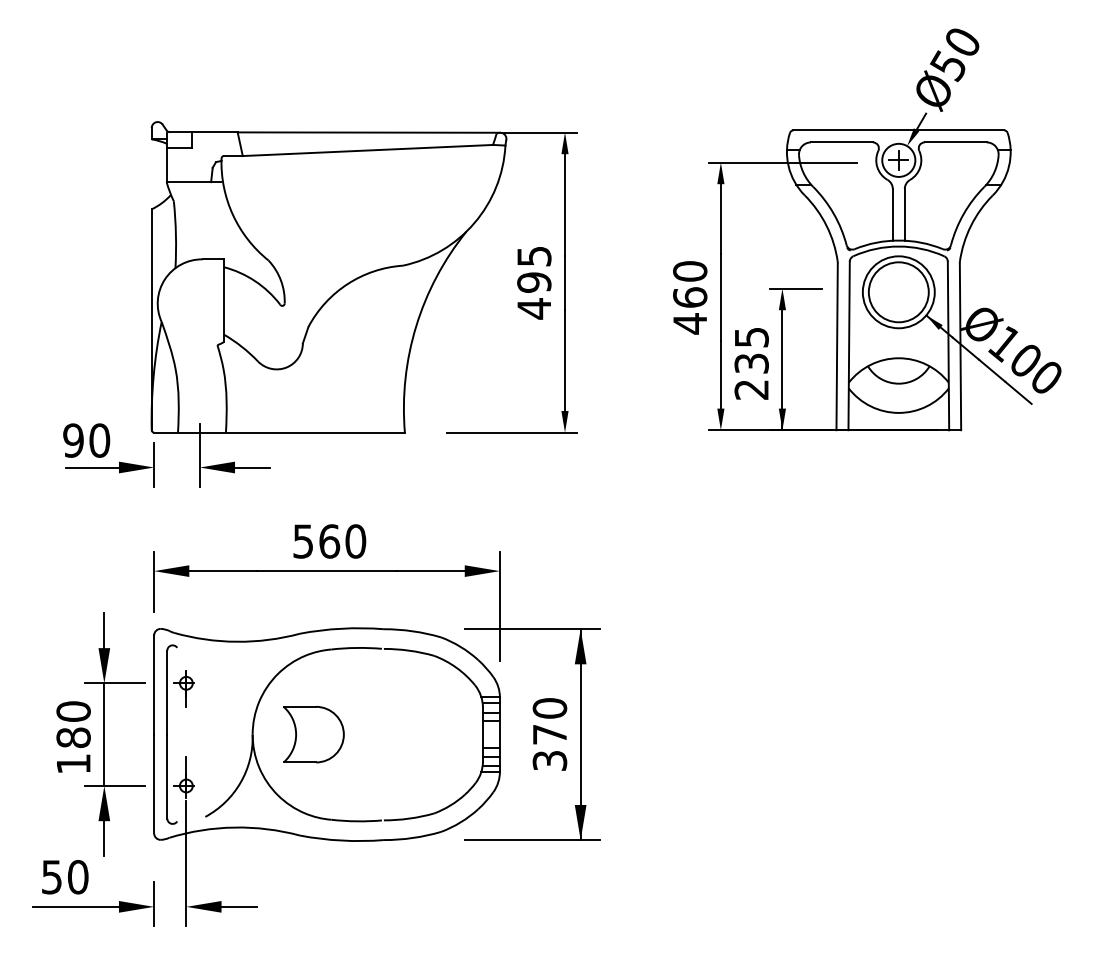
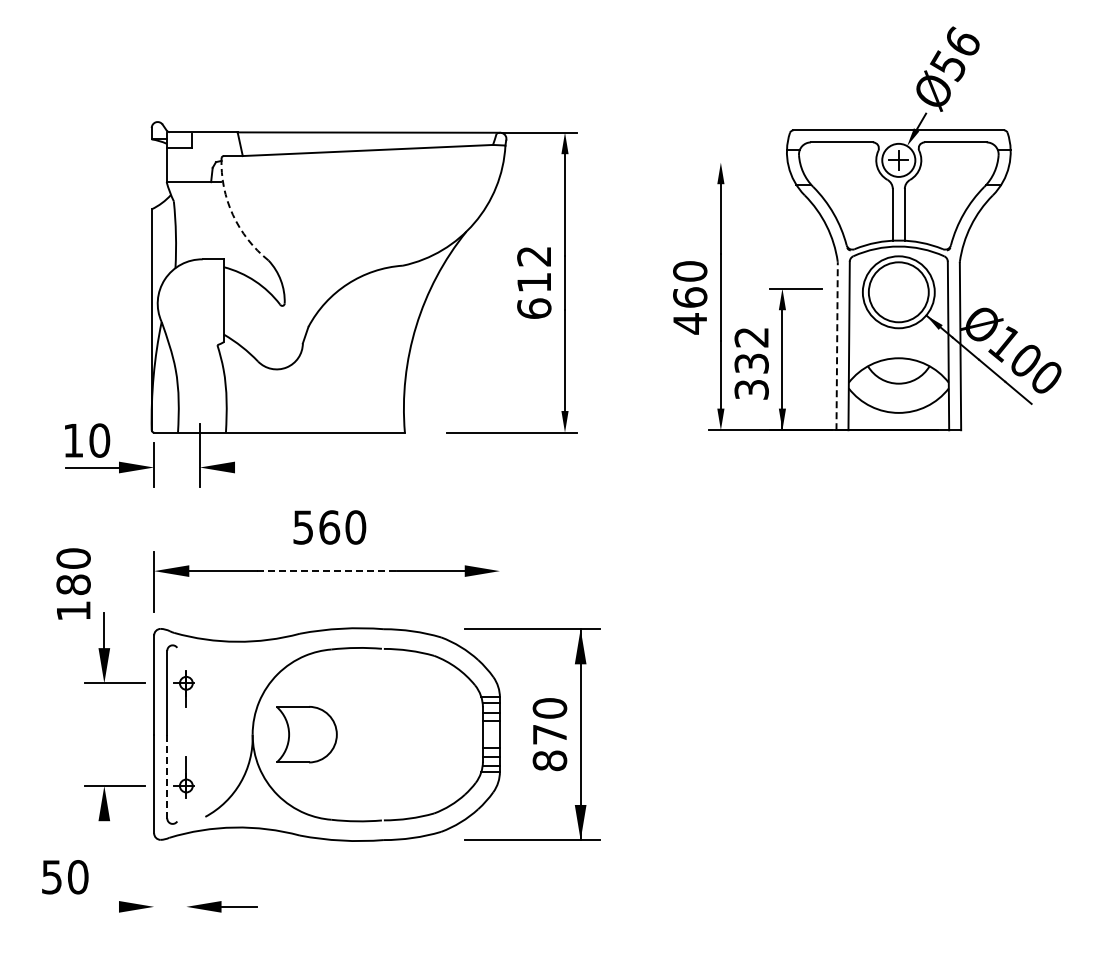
text: Ø50 -> Ø56 (962, 40)
line: present -> none (782, 162)
arc: solid -> dashed (232, 214)
text: 495 -> 612 (534, 283)
line: solid -> dashed (837, 346)
text: 235 -> 332 (751, 363)
text: 90 -> 10 (73, 440)
line: present -> none (252, 467)
text position: (329, 541) -> (329, 527) (329, 527)
line: solid -> dashed (327, 571)
line: present -> none (499, 606)
line: present -> none (104, 734)
part position: (313, 734) -> (306, 734) (306, 734)
text position: (73, 736) -> (73, 583) (73, 583)
text: 370 -> 870 (549, 760)
line: solid -> dashed (167, 776)
line: present -> none (104, 838)
line: present -> none (186, 863)
line: present -> none (154, 904)
line: present -> none (75, 906)
